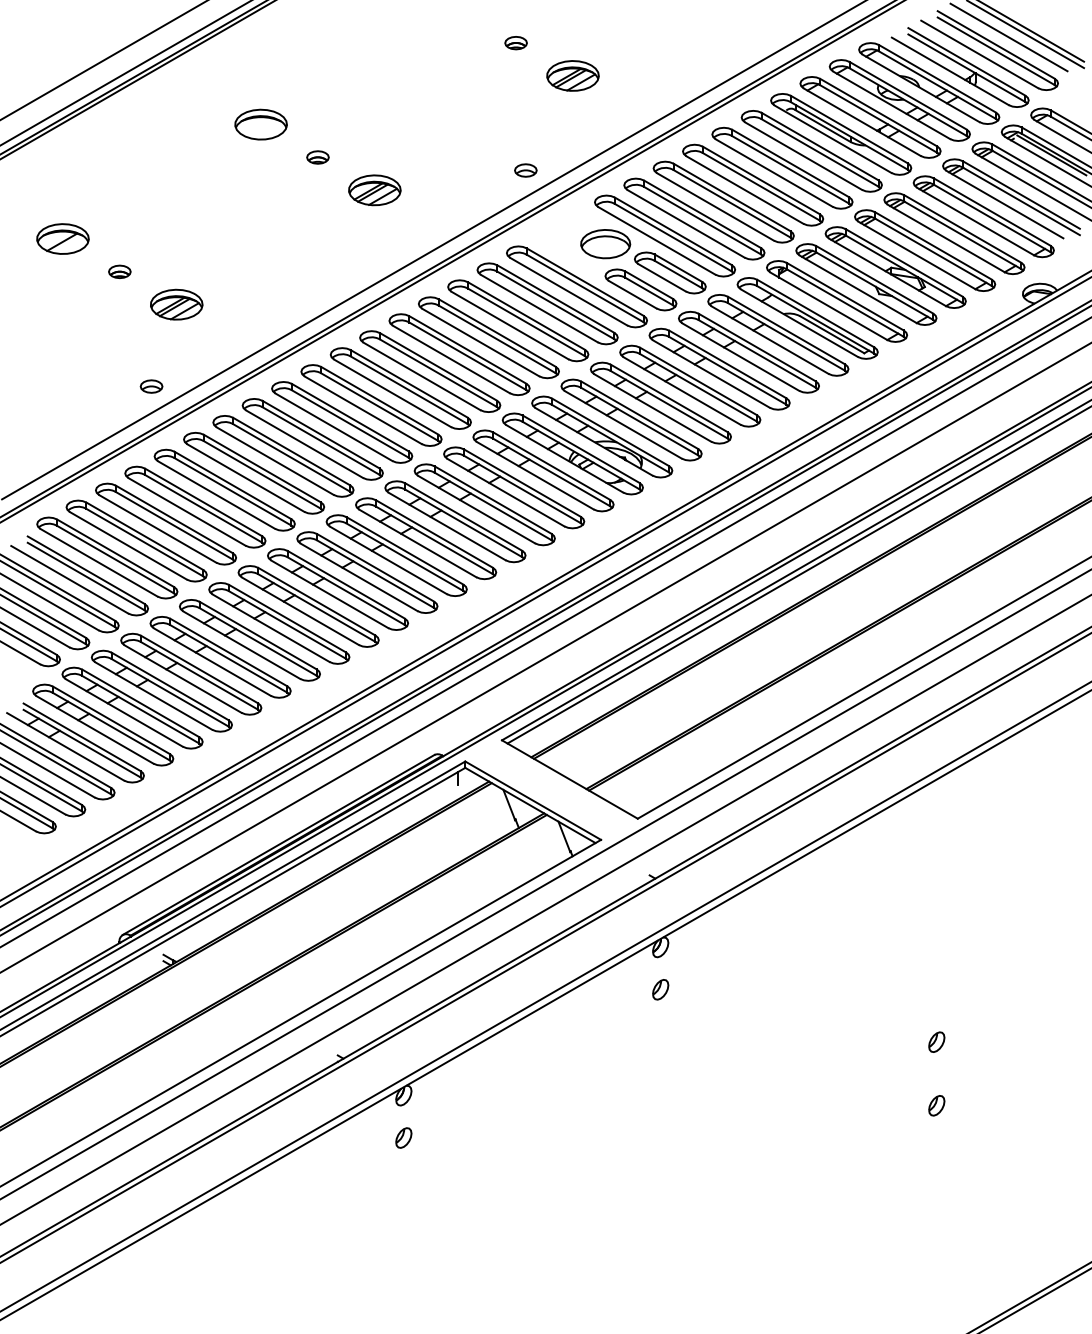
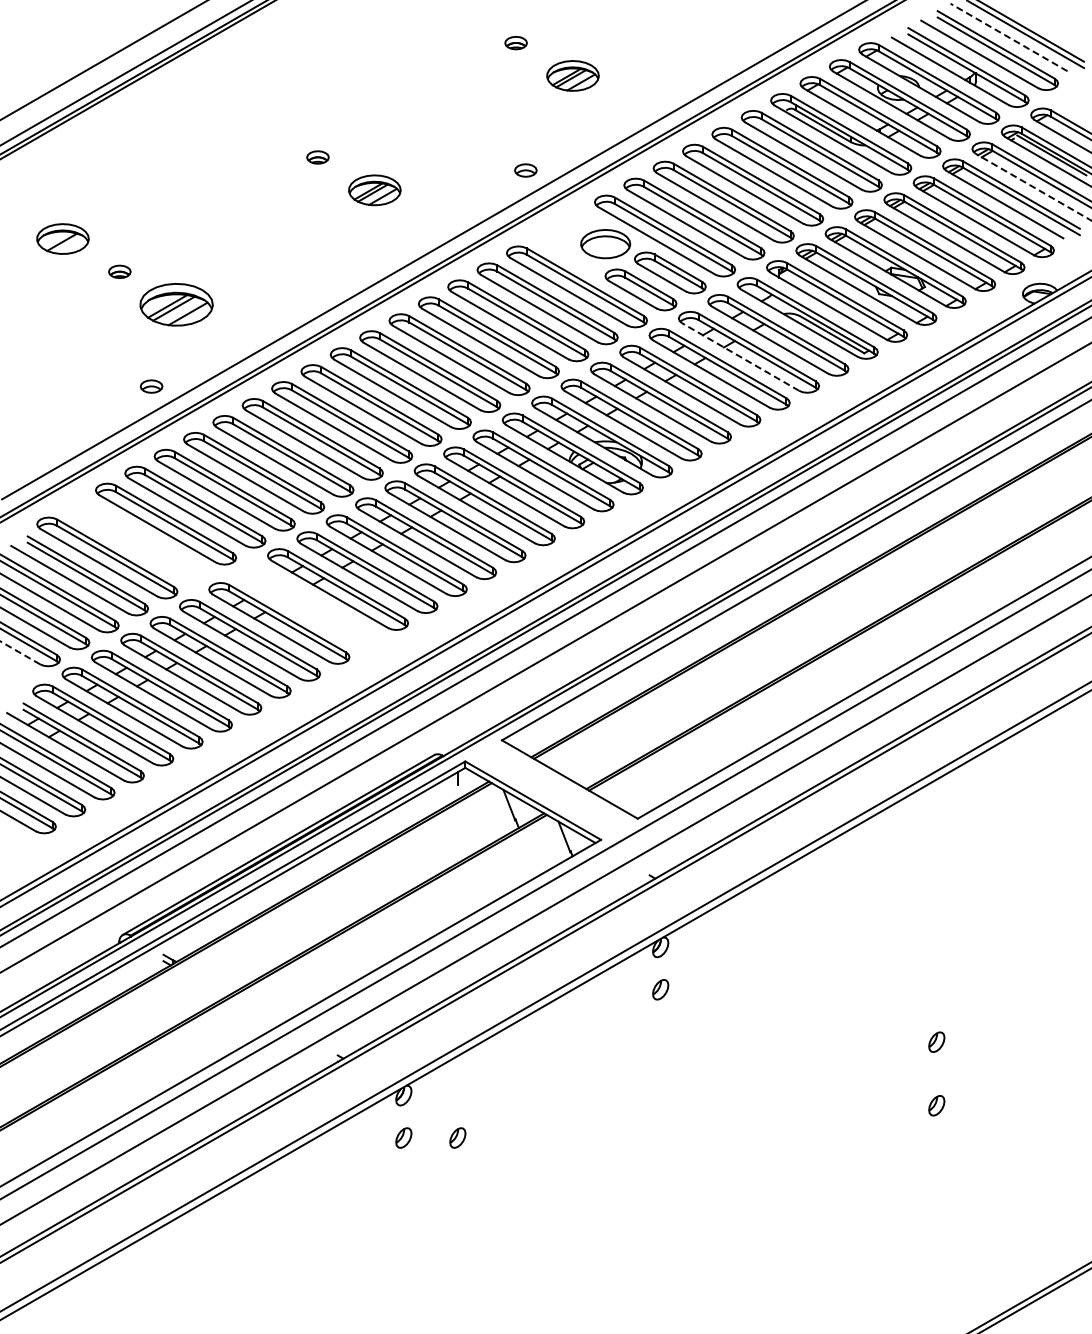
line: solid -> dashed (1009, 37)
part: present -> none (260, 124)
line: solid -> dashed (1033, 187)
part size: 54x33 px -> 75x44 px (176, 304)
line: solid -> dashed (740, 357)
part: present -> none (136, 540)
line: present -> none (797, 575)
part: present -> none (308, 606)
line: solid -> dashed (20, 652)
part: none -> present (457, 1137)
